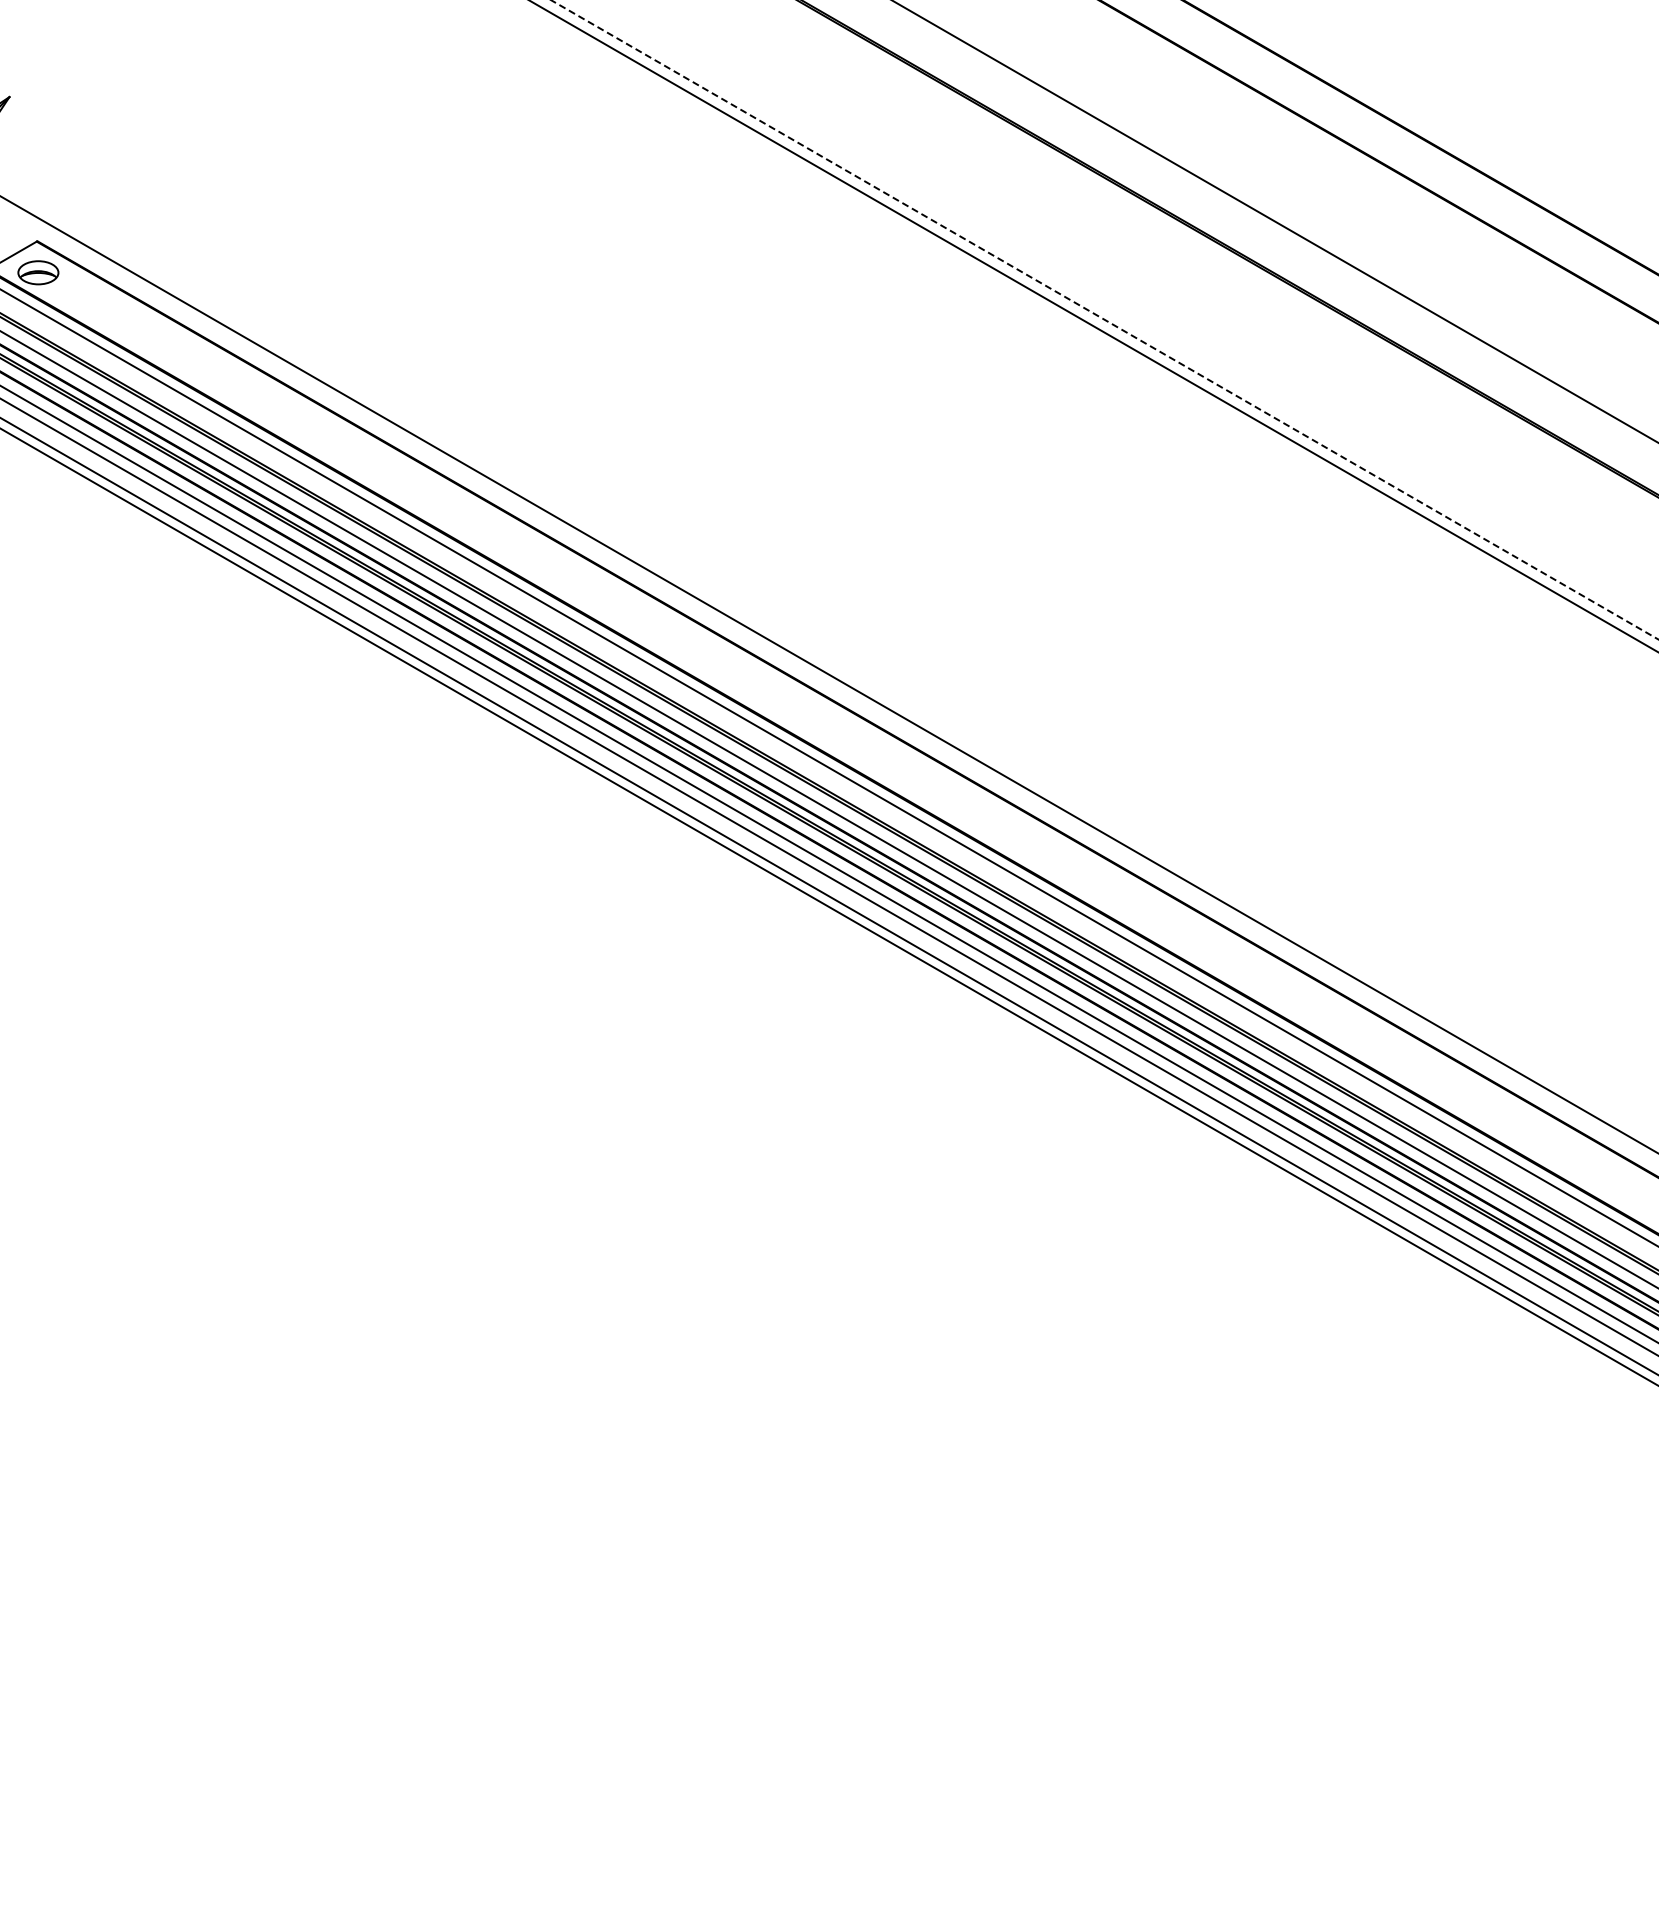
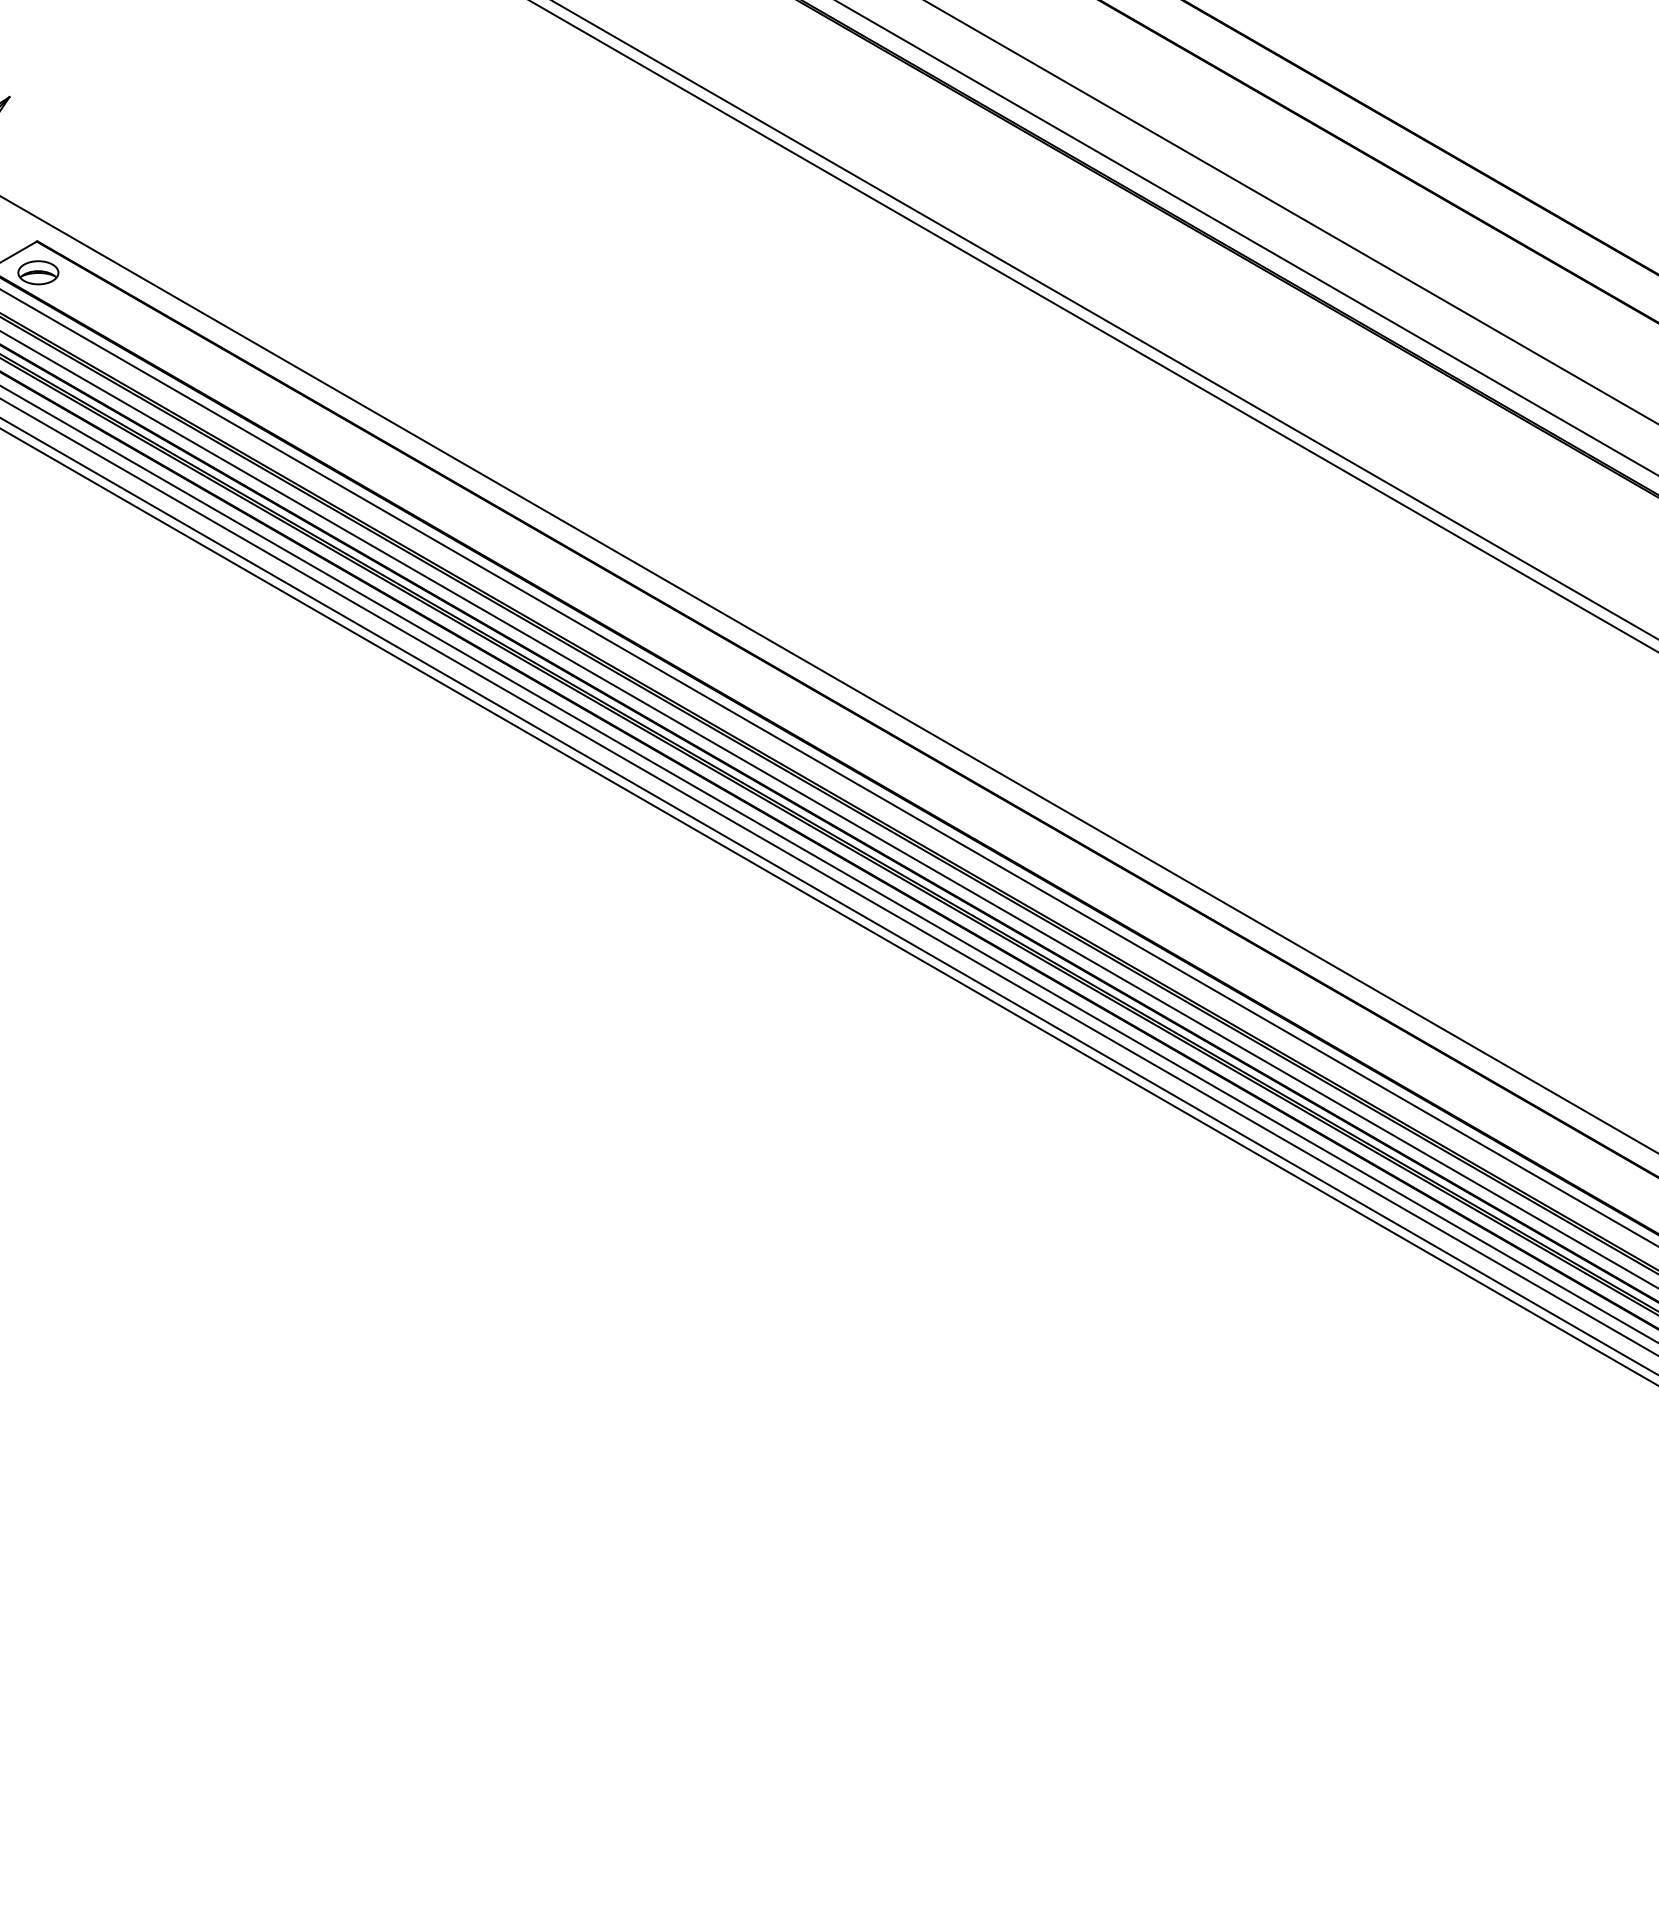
line position: (1274, 221) -> (1291, 212) (1291, 212)
line: none -> present (1246, 238)
line: dashed -> solid (1105, 320)
